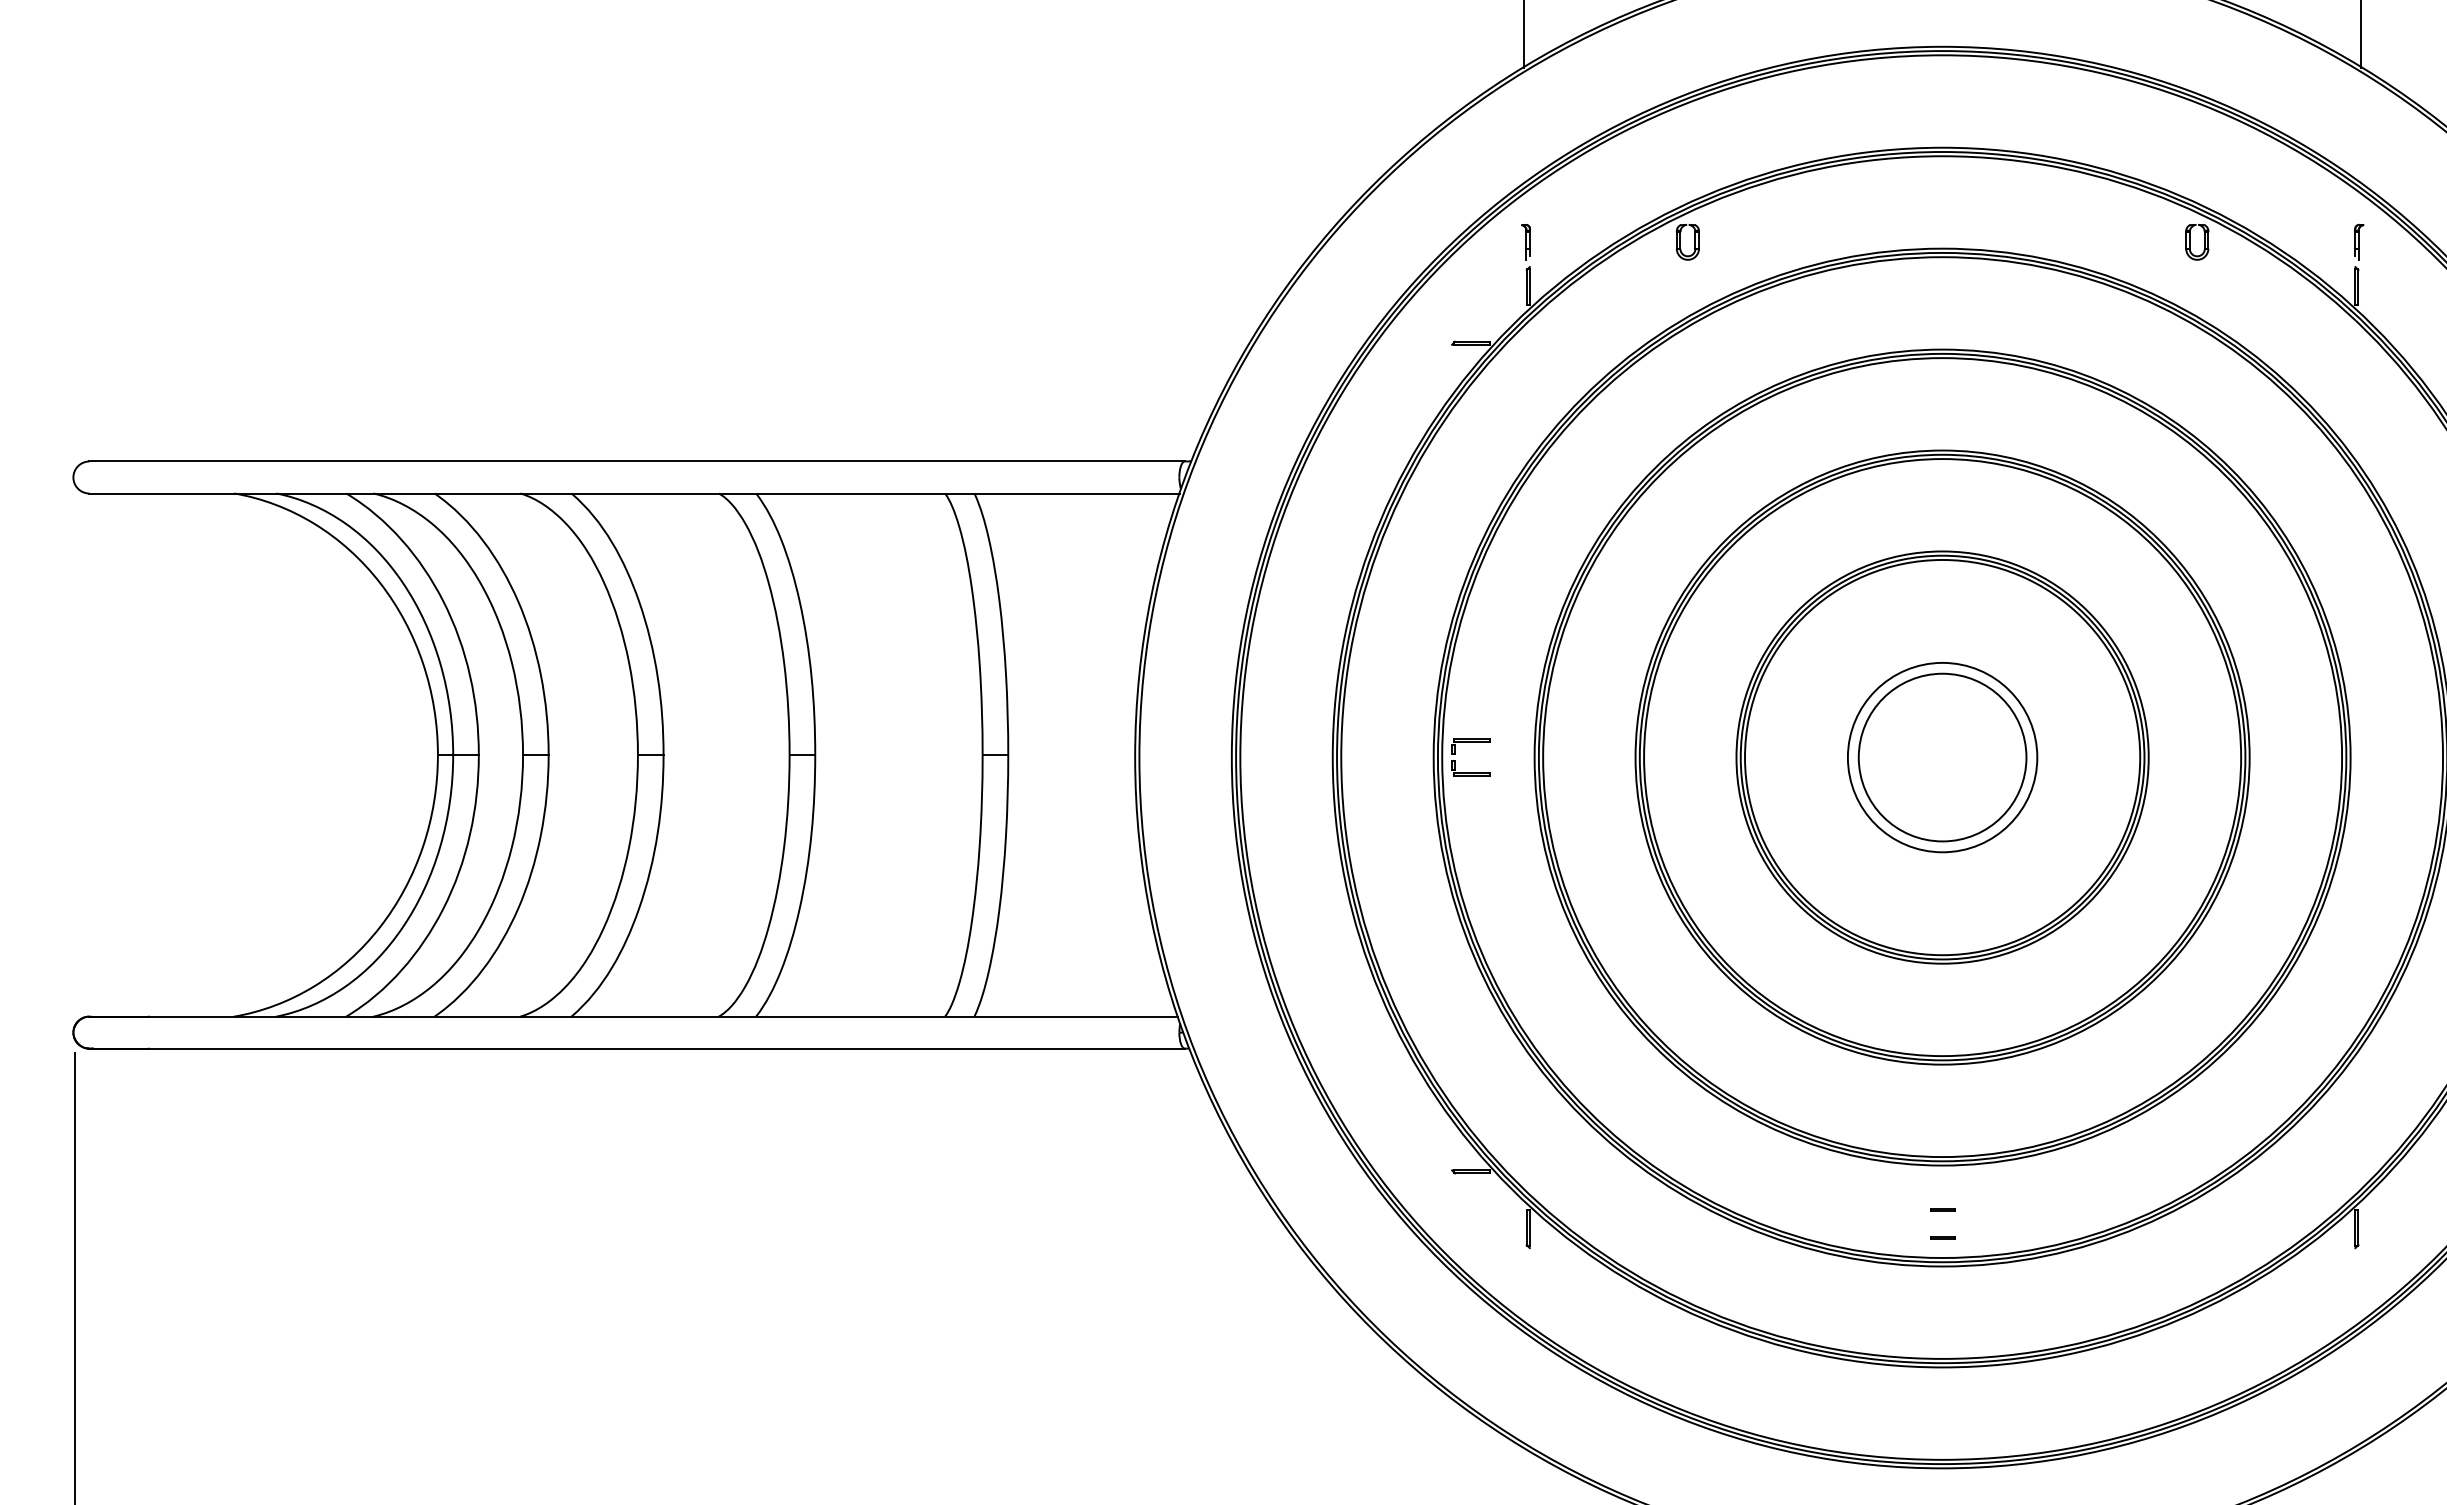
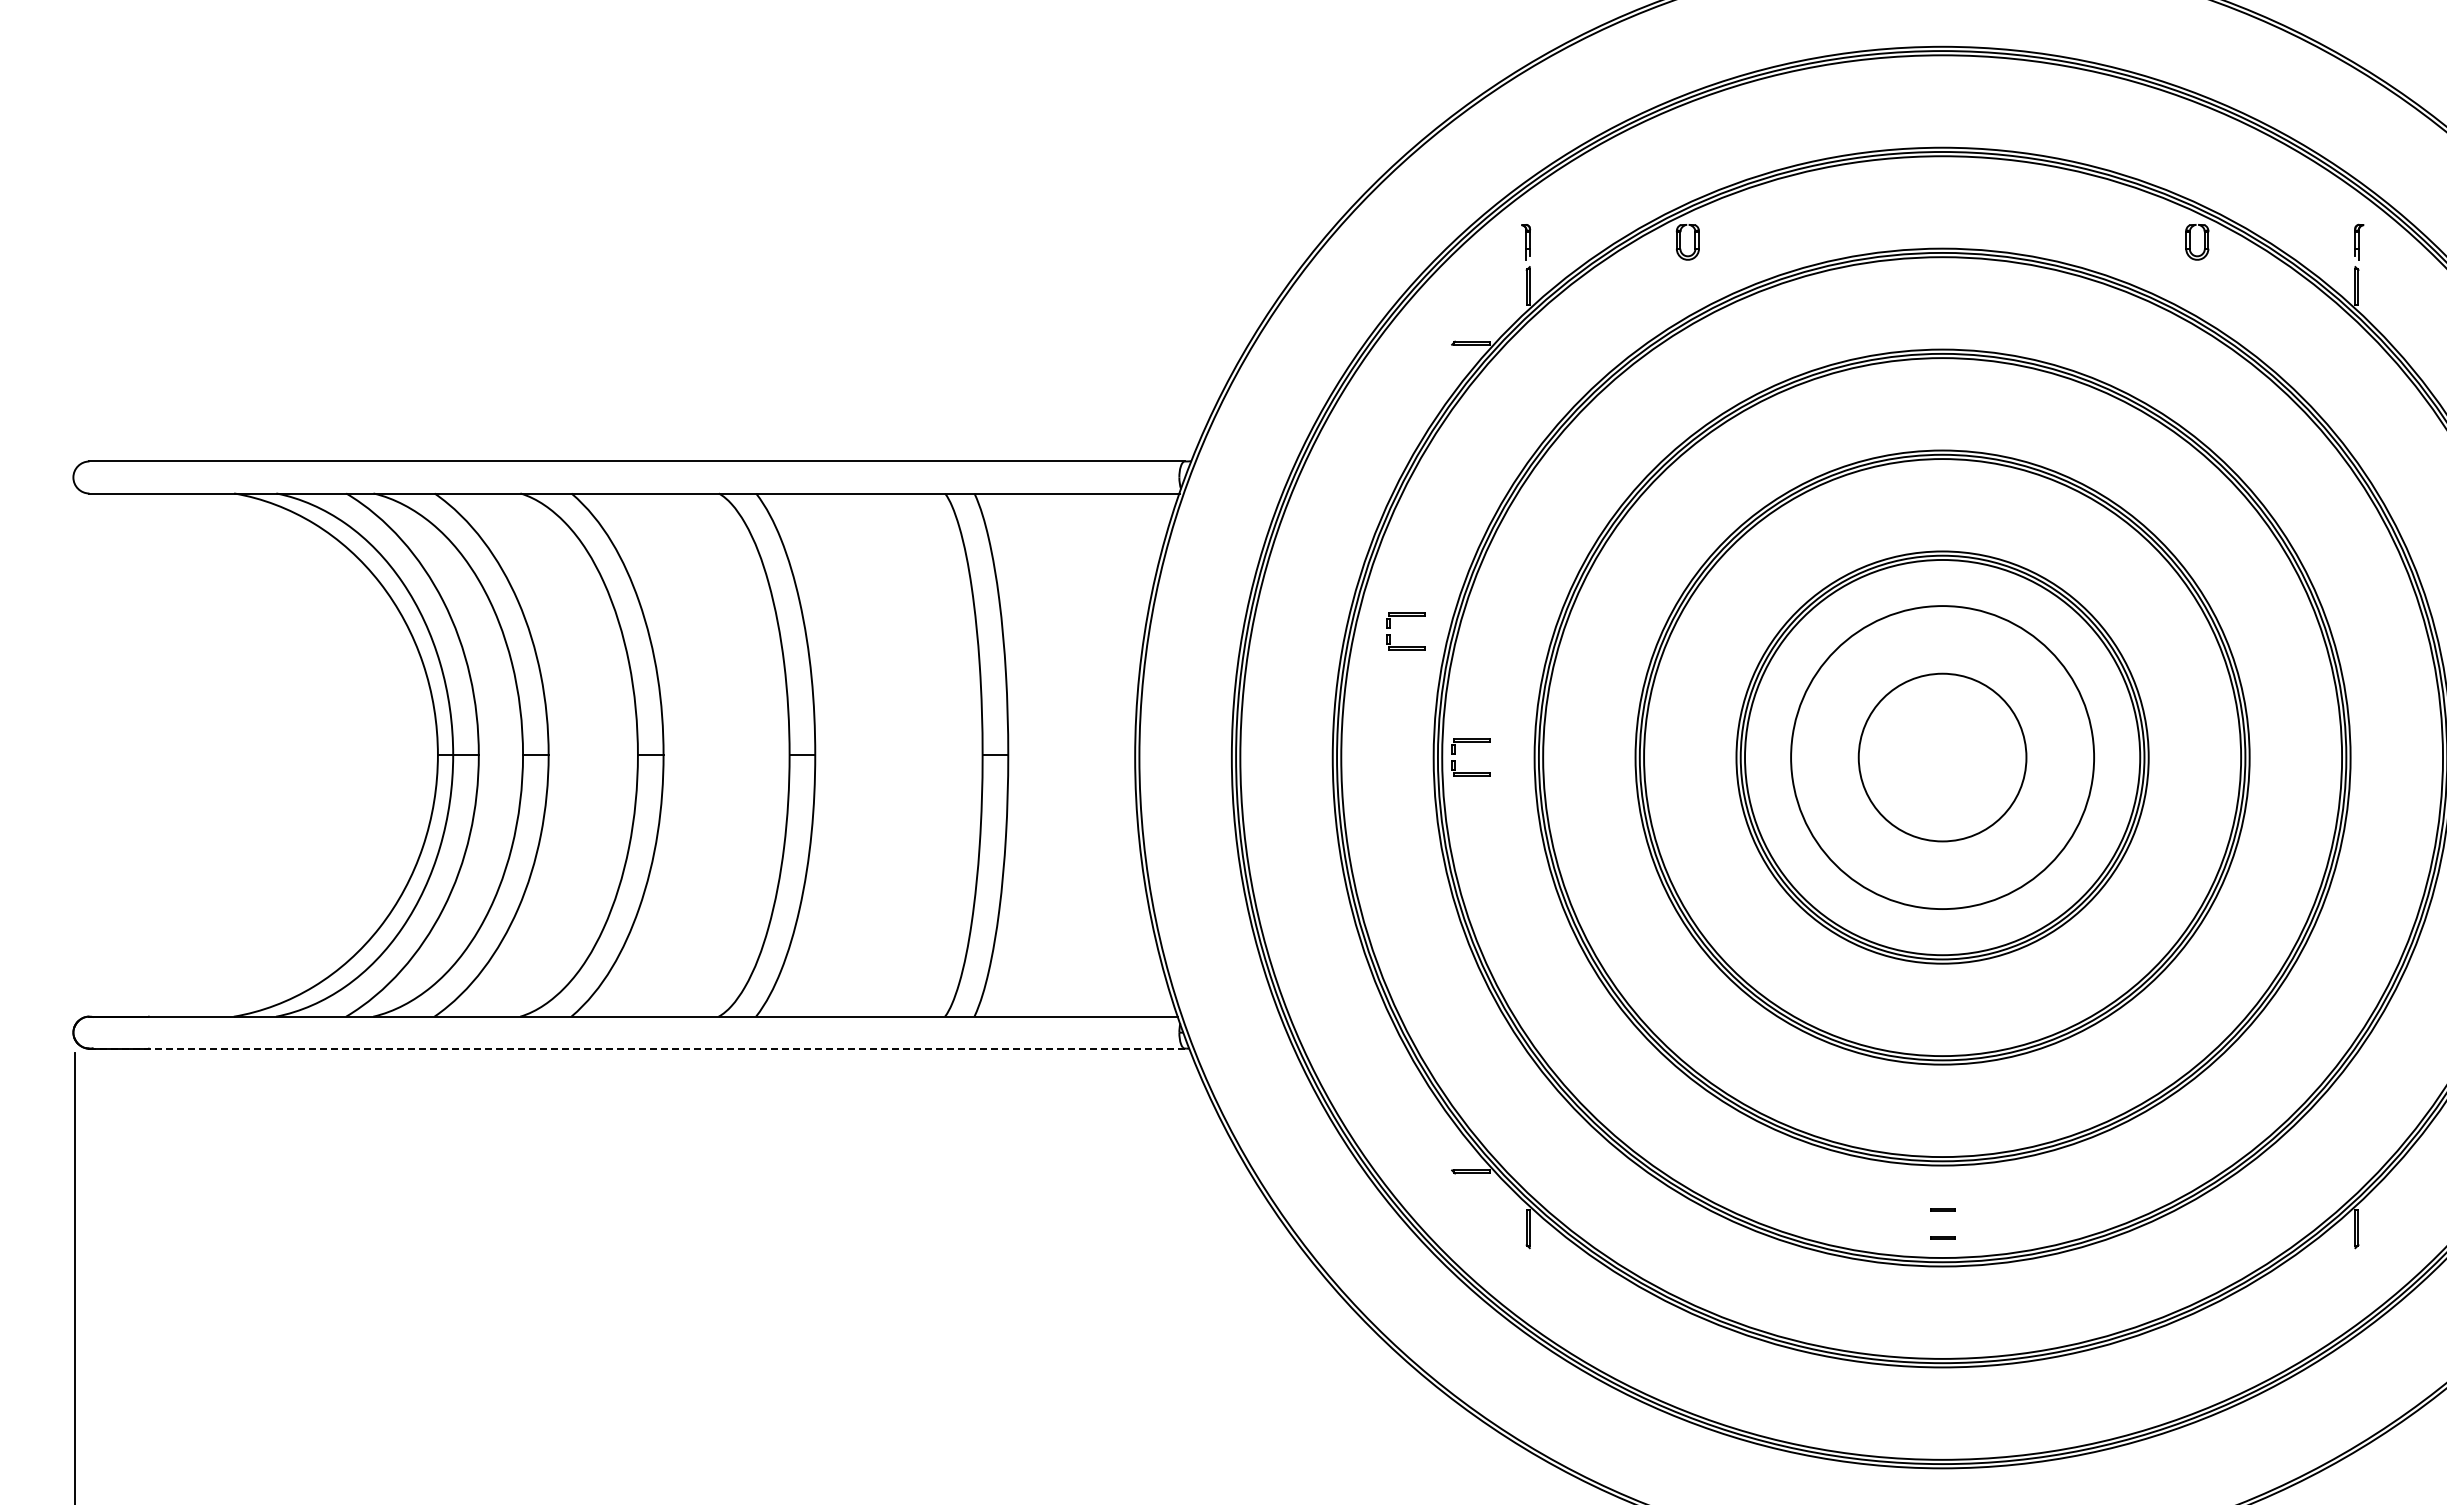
line: present -> none (1523, 34)
line: present -> none (2361, 34)
part: none -> present (1405, 616)
circle diameter: 189 px -> 303 px (1942, 757)
line: solid -> dashed (637, 1048)
